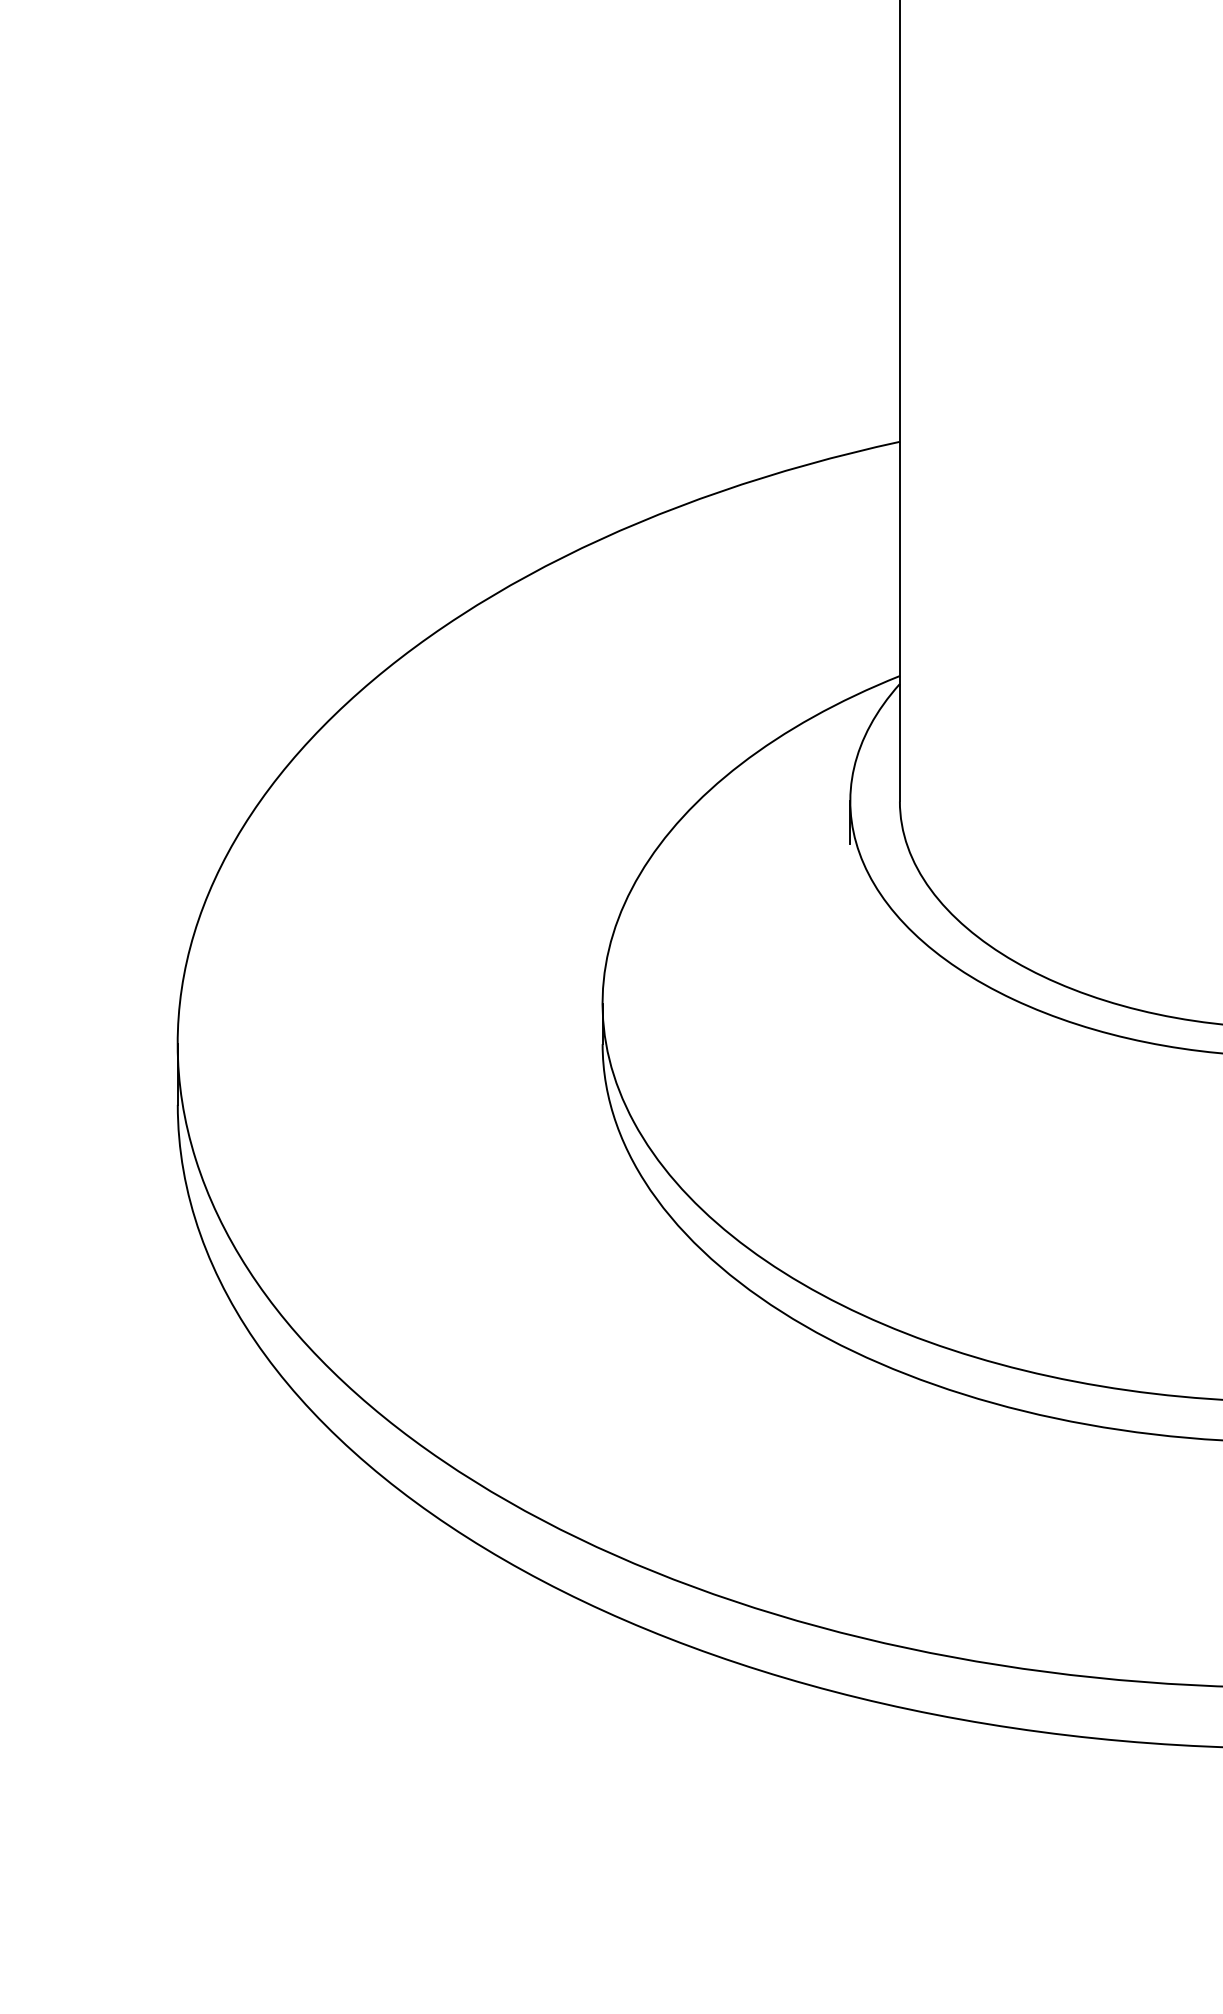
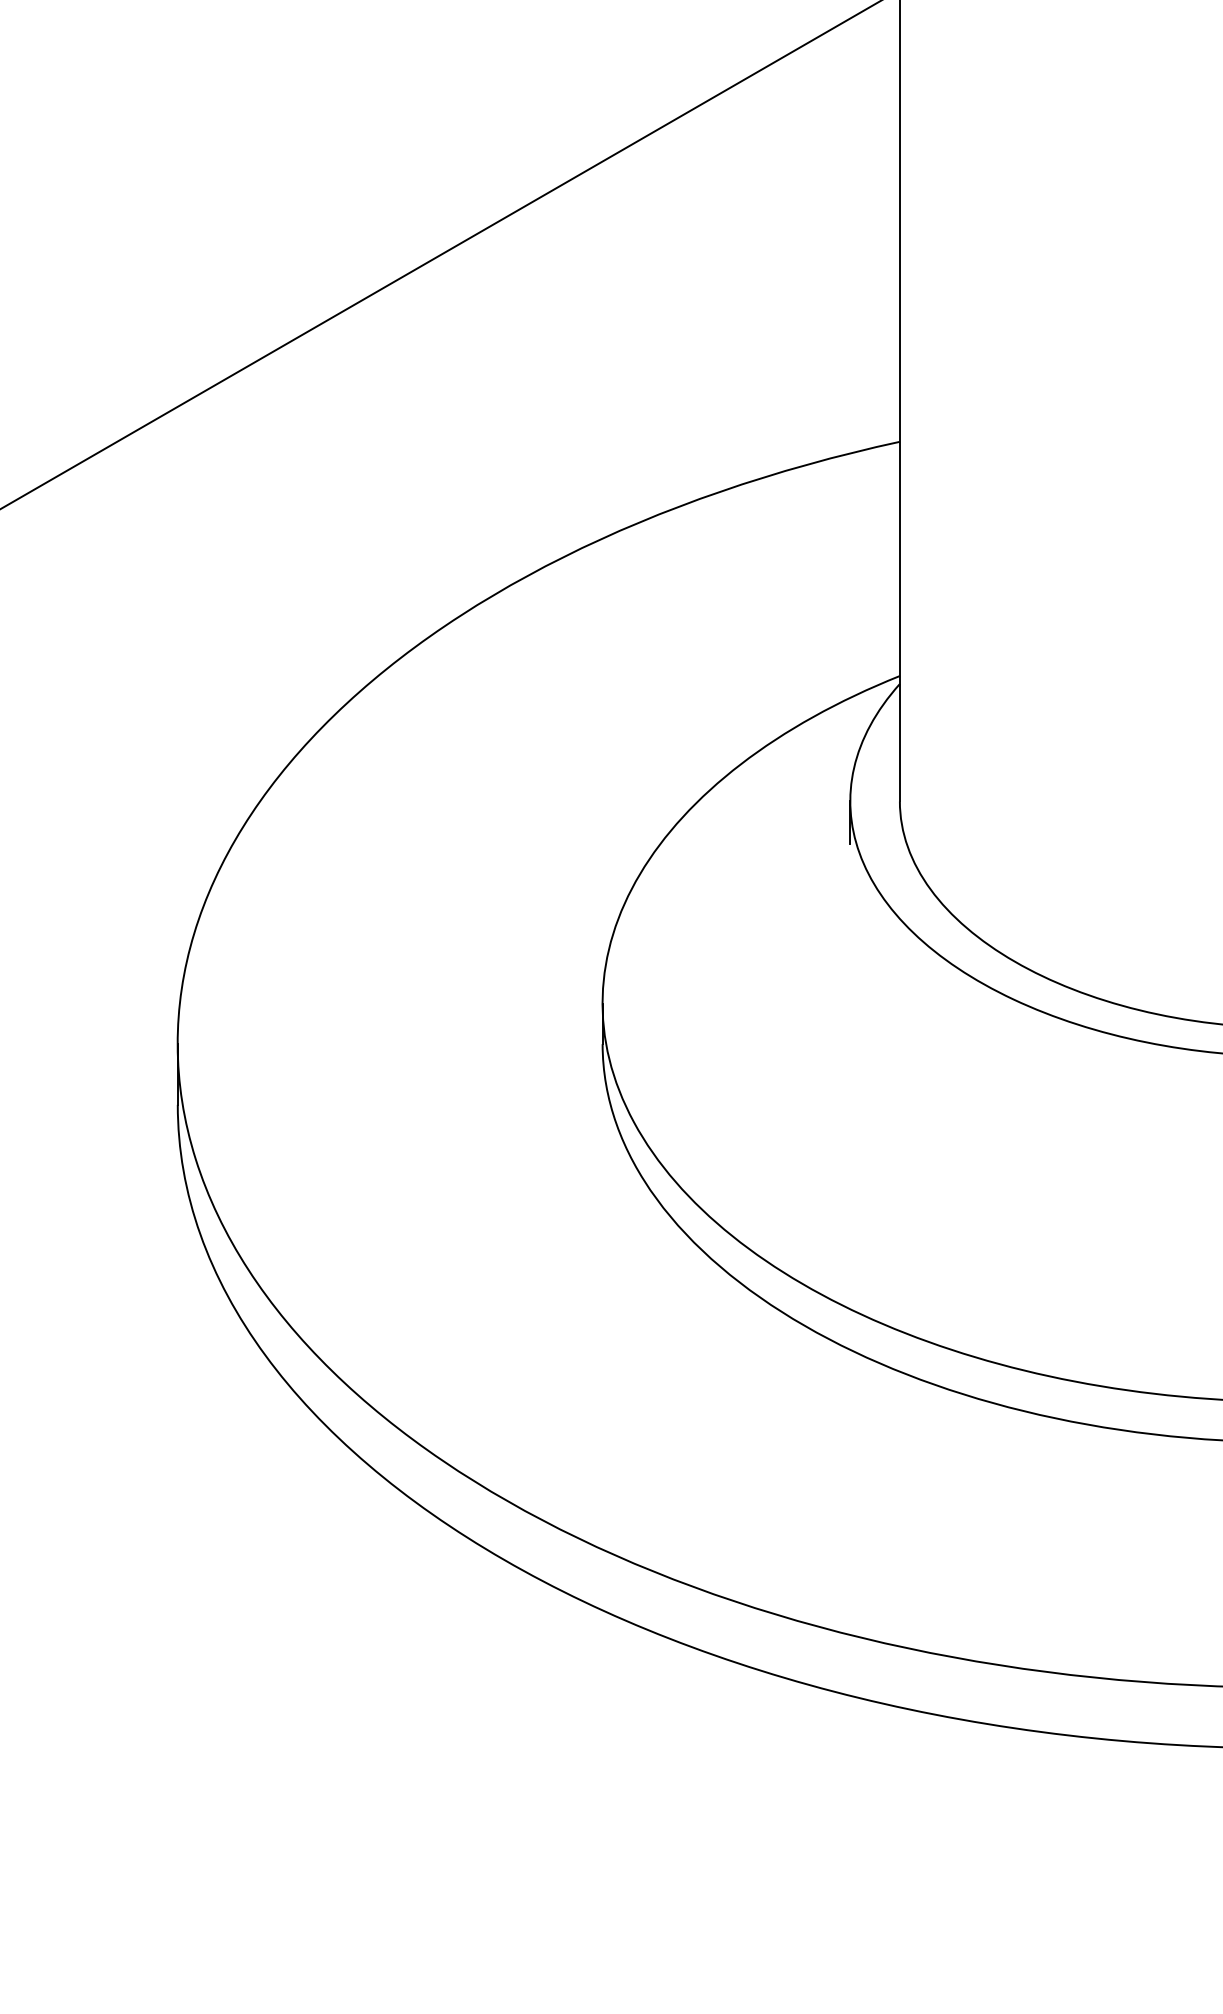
line: none -> present (440, 254)
